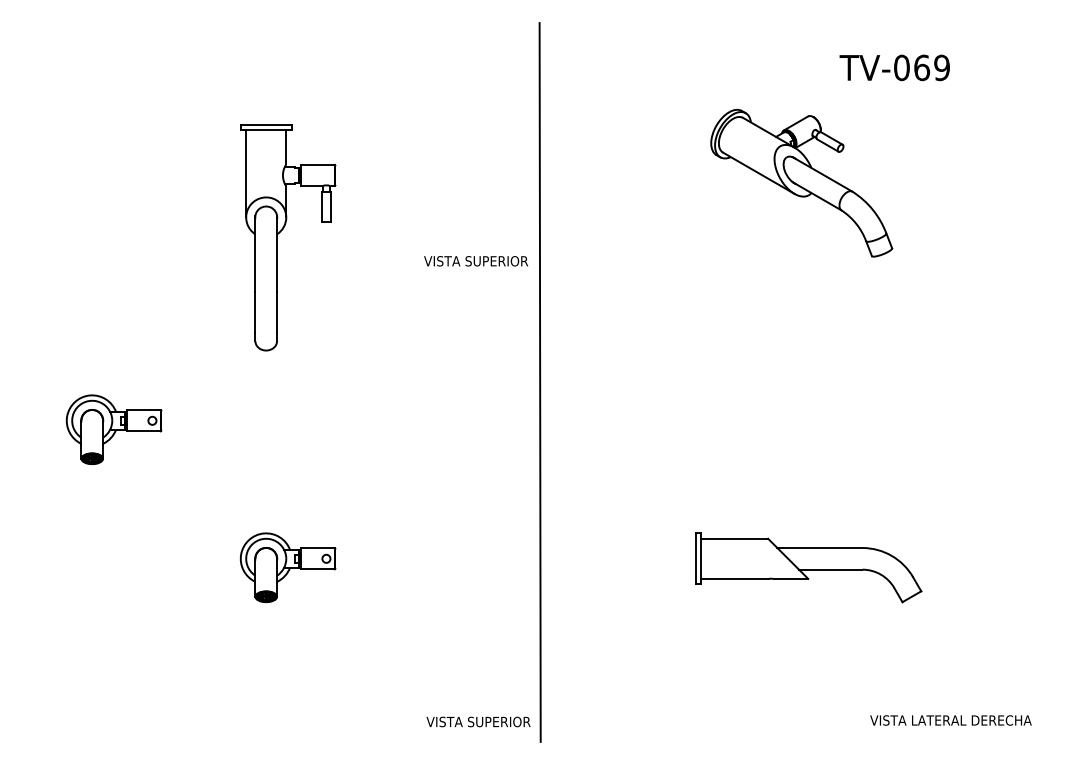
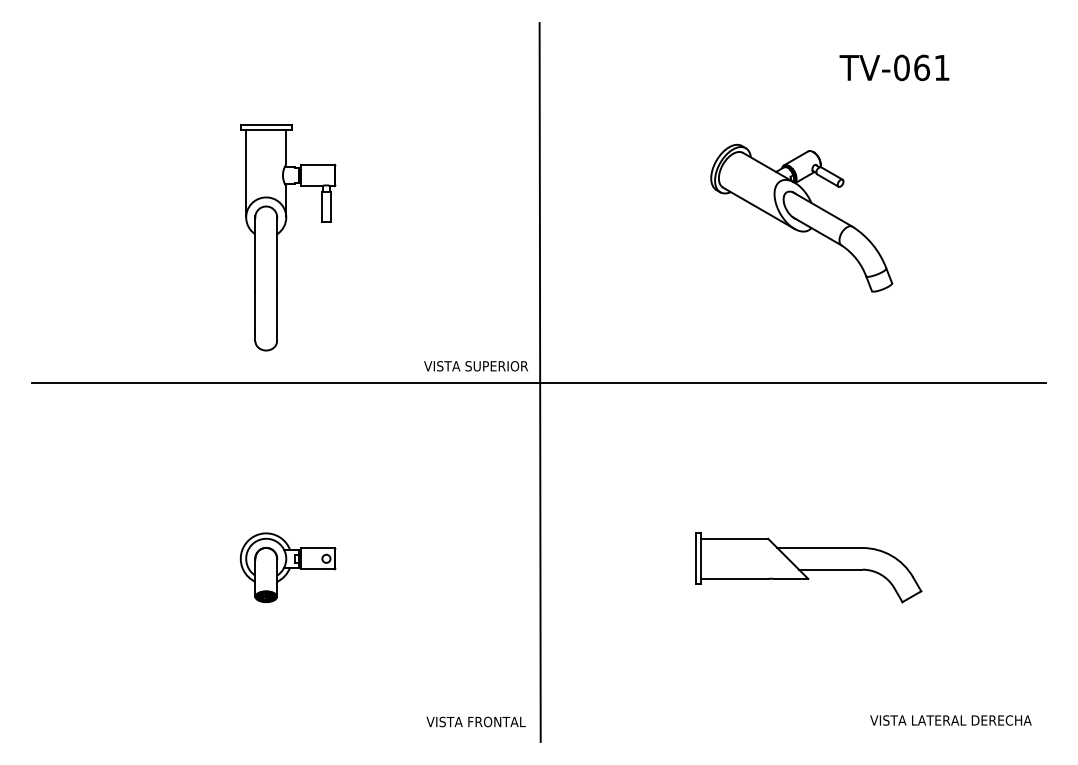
text: TV-069 -> TV-061 (941, 67)
part position: (801, 182) -> (801, 217) (801, 217)
text position: (475, 261) -> (475, 366) (475, 366)
line: none -> present (538, 383)
part: present -> none (113, 429)
text: VISTA SUPERIOR -> VISTA FRONTAL (499, 721)
